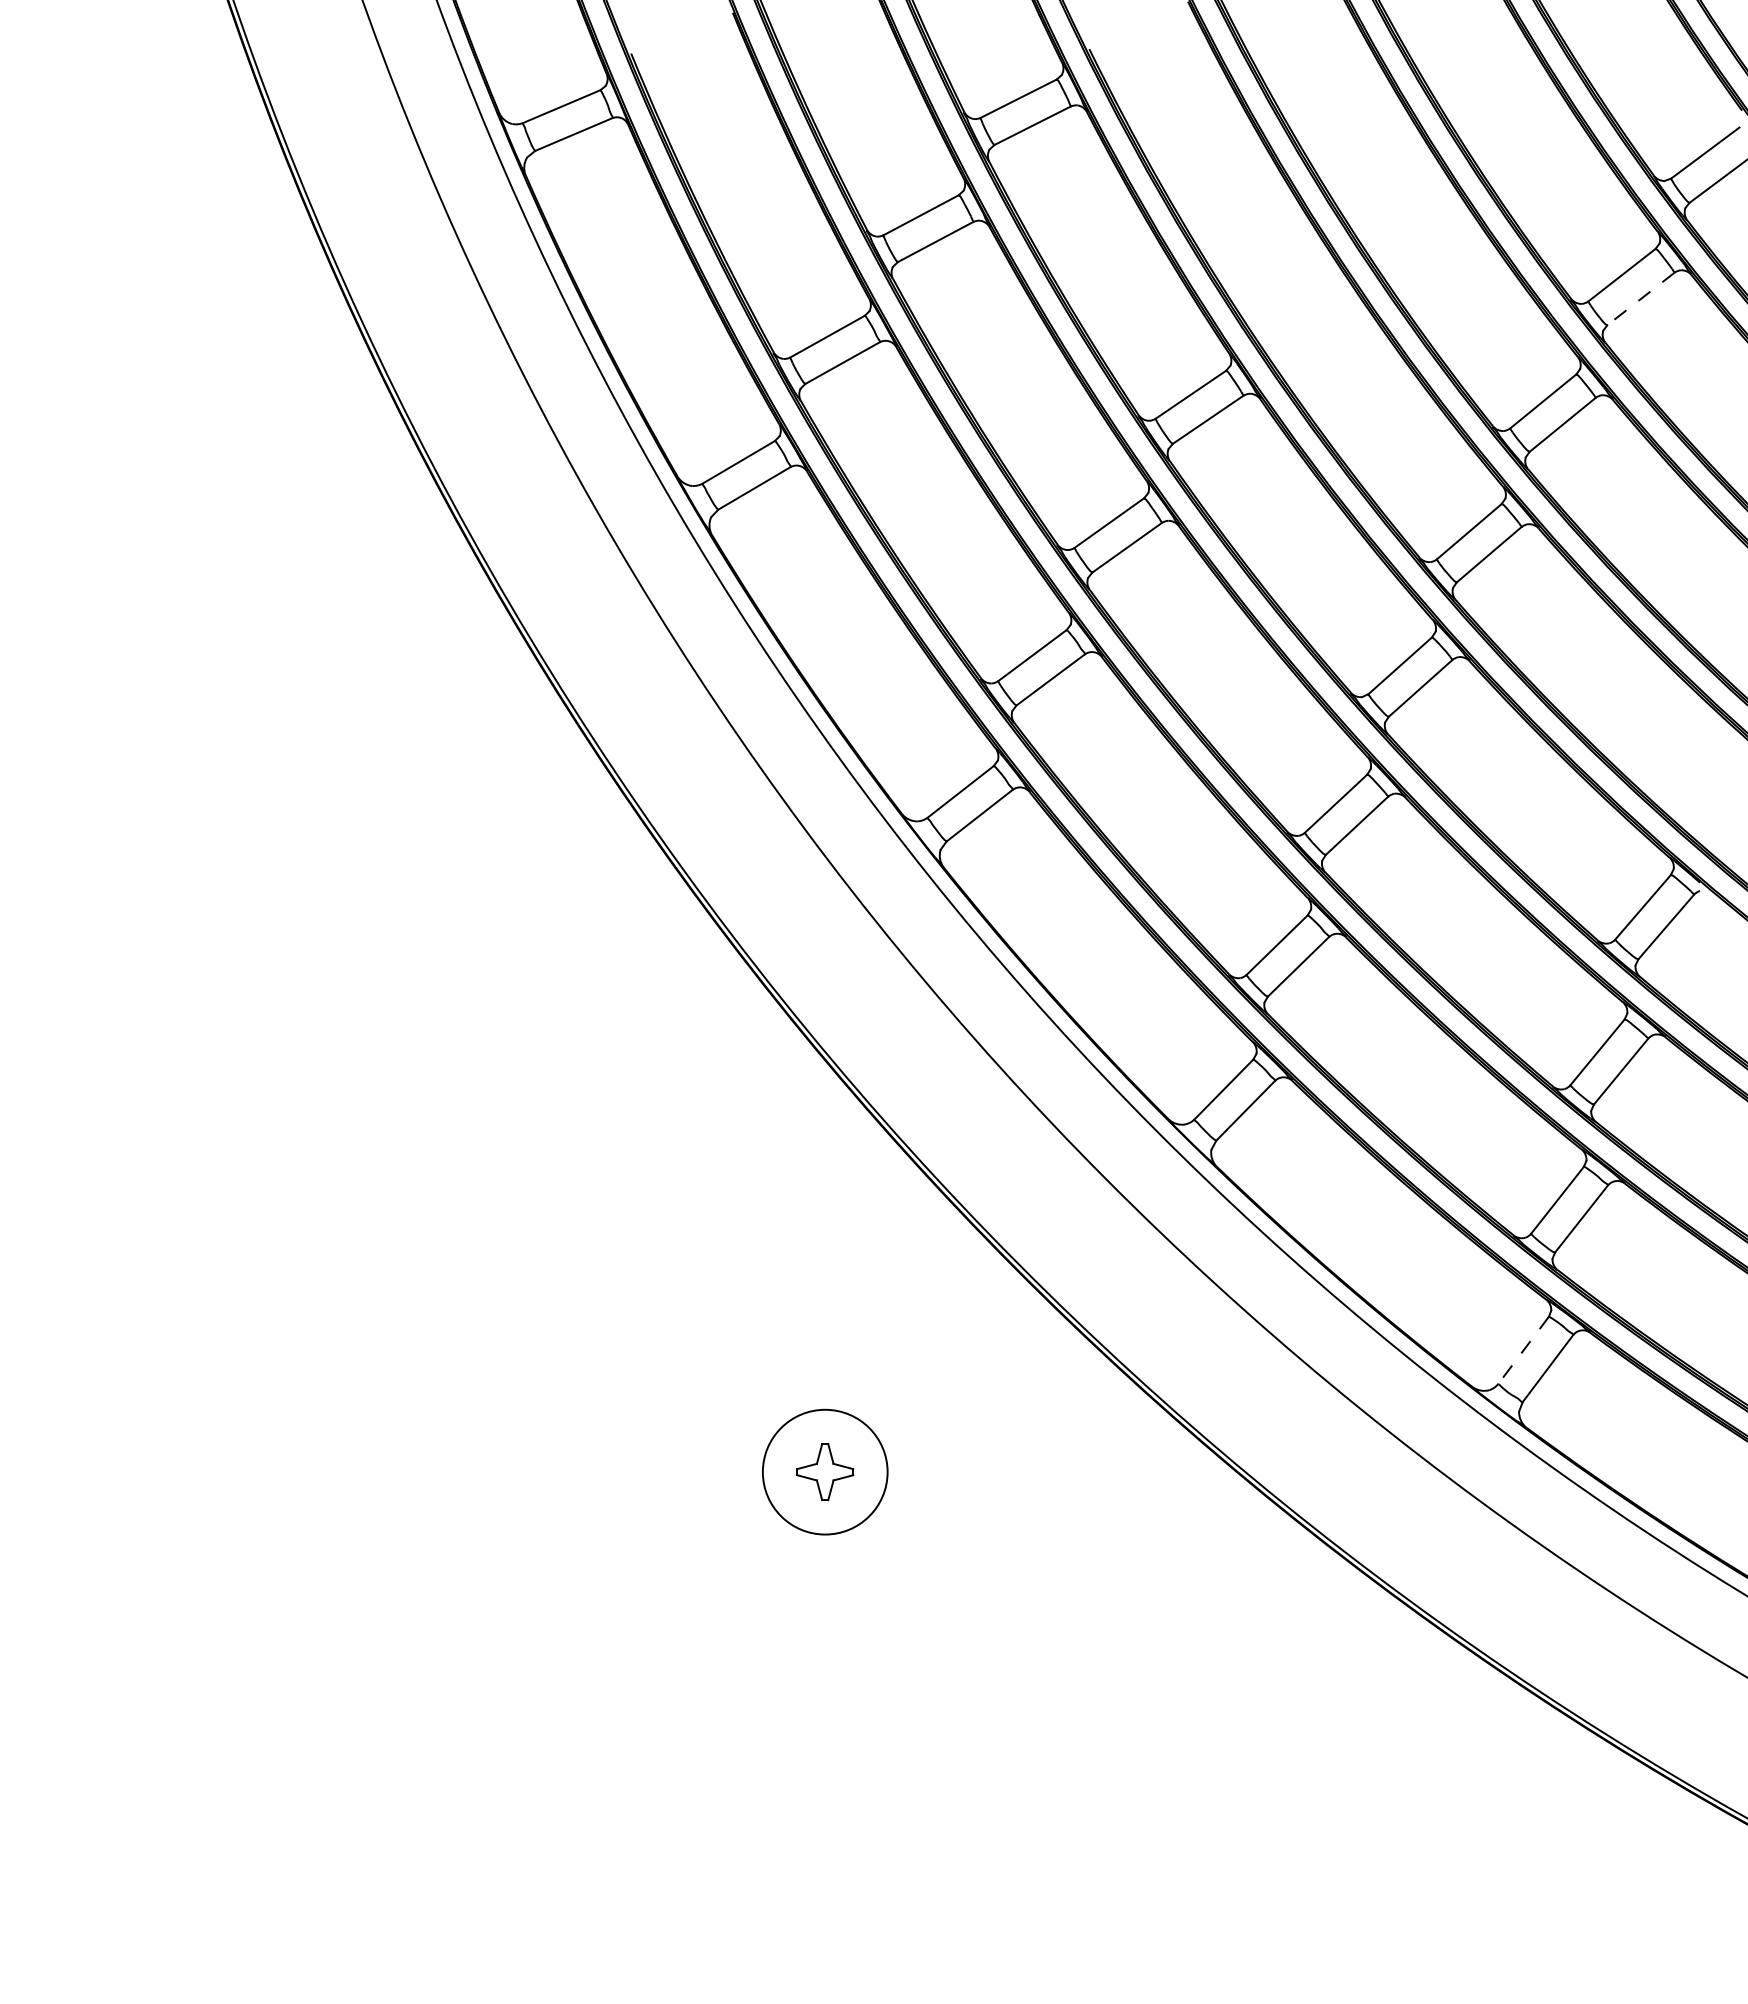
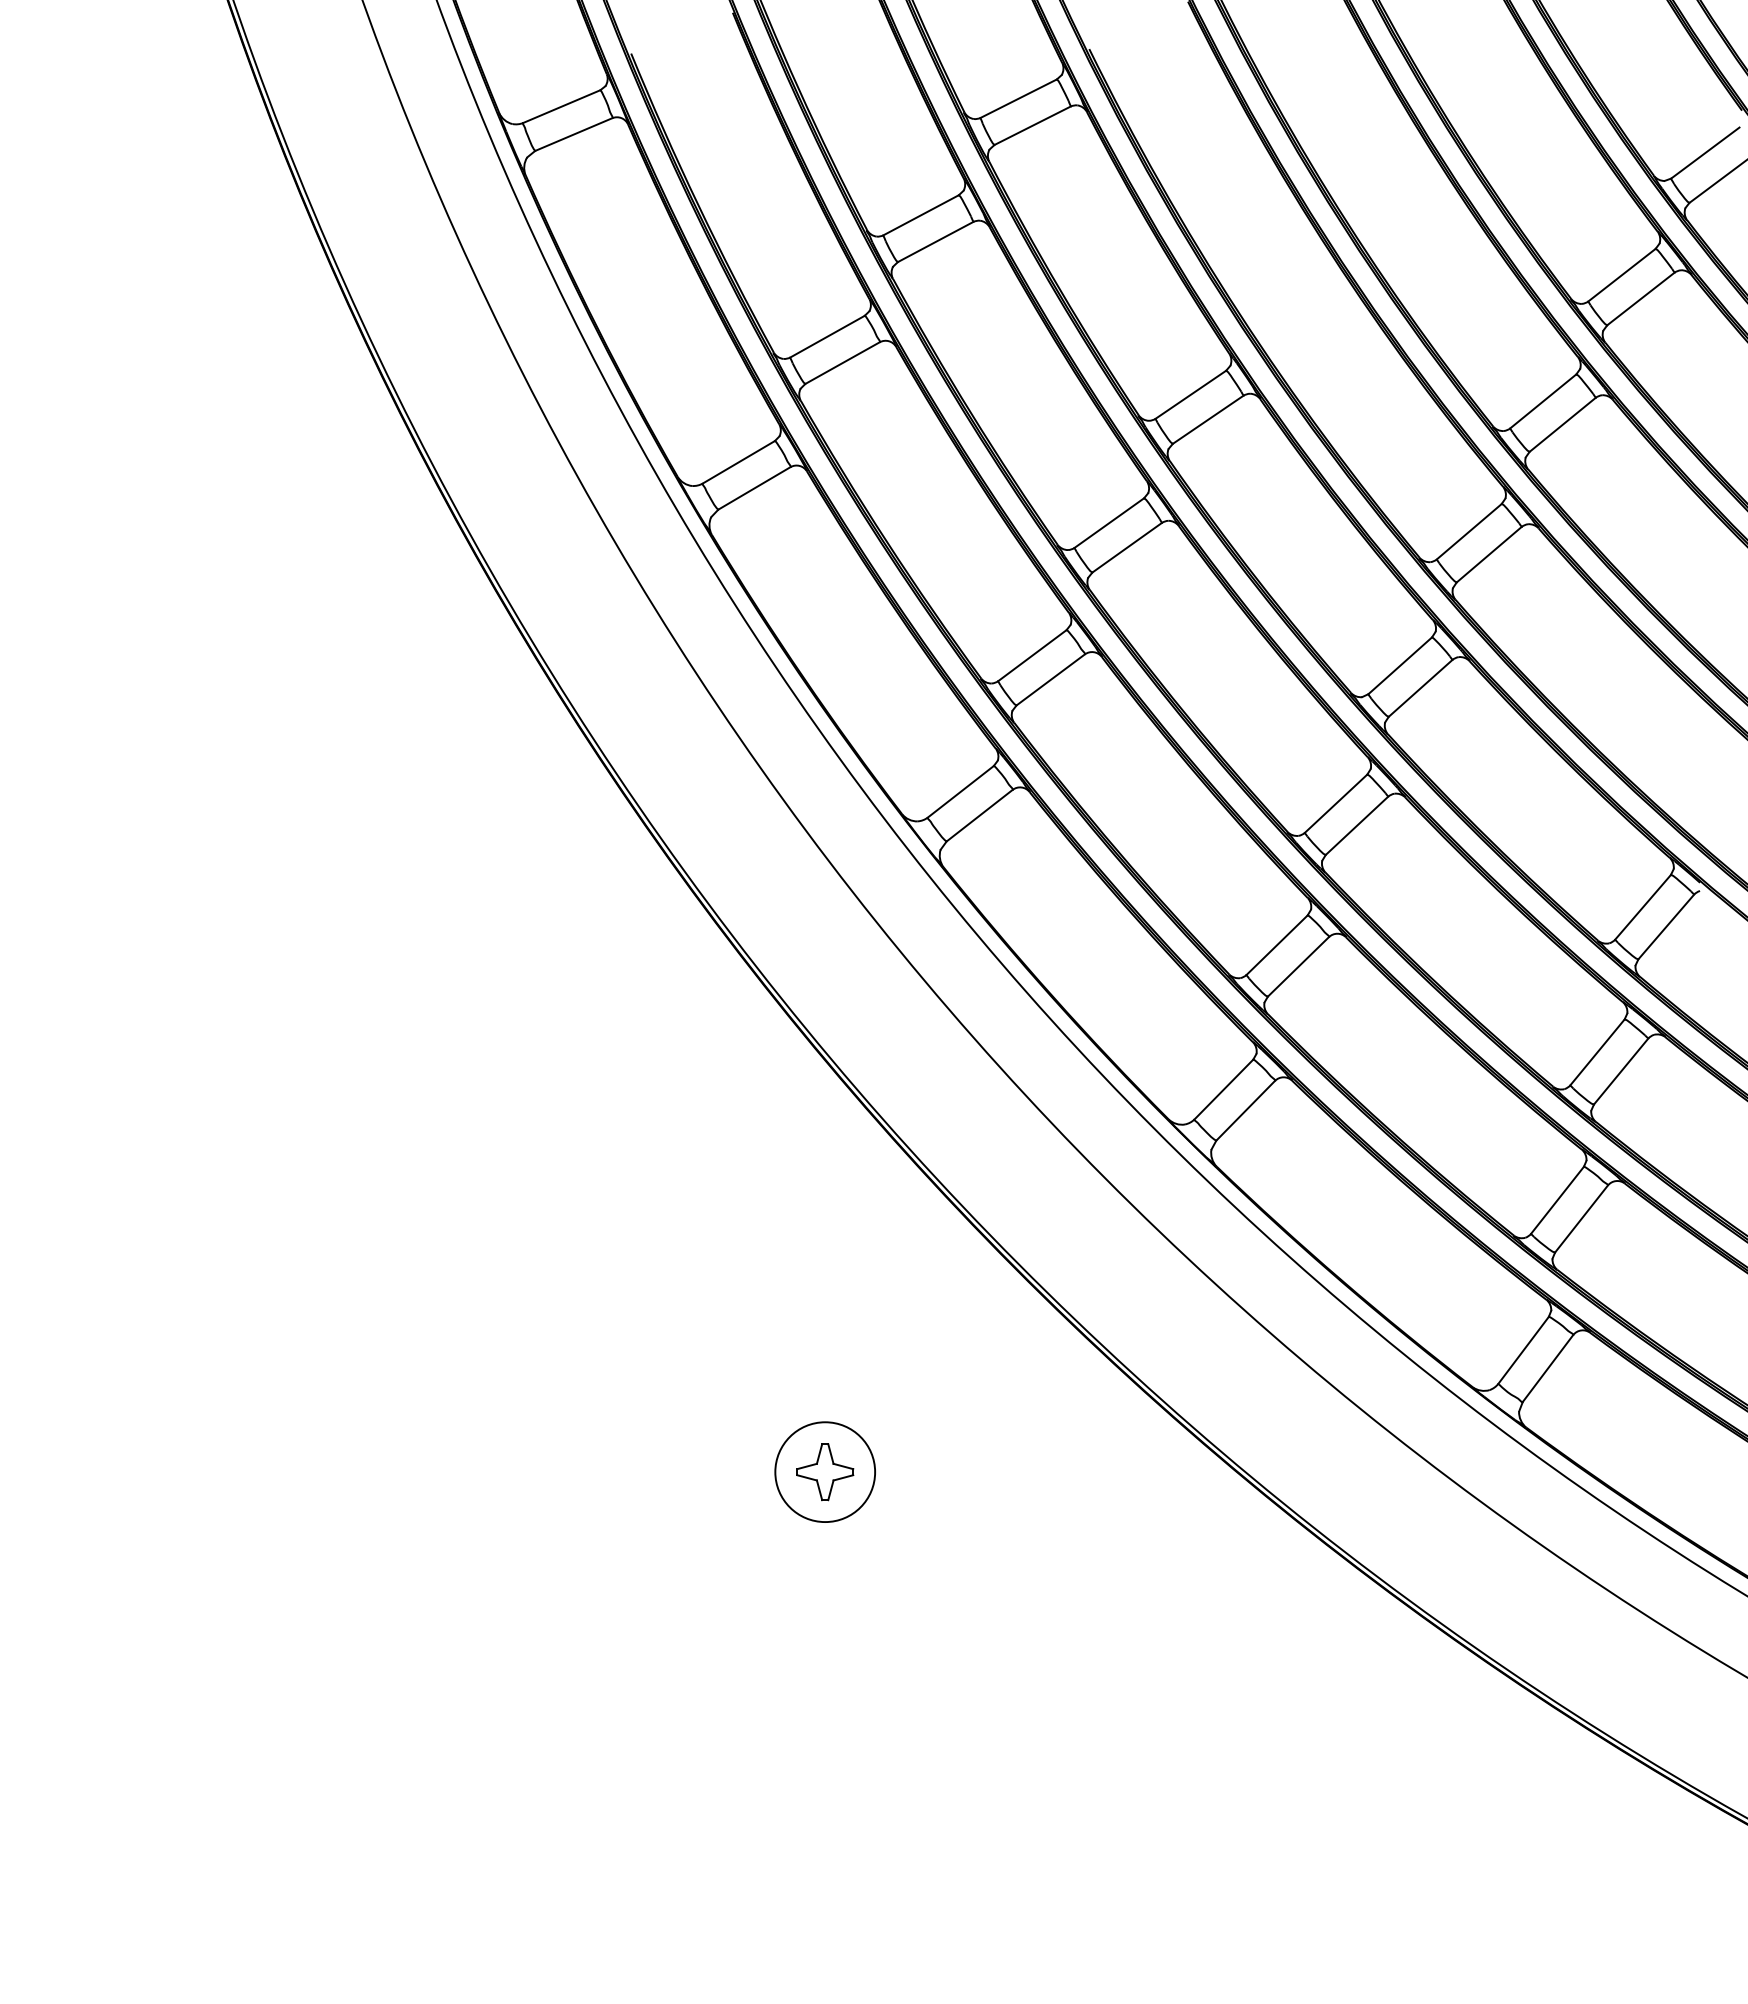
line: dashed -> solid (1640, 299)
line: dashed -> solid (1523, 1350)
circle diameter: 125 px -> 100 px (825, 1472)
